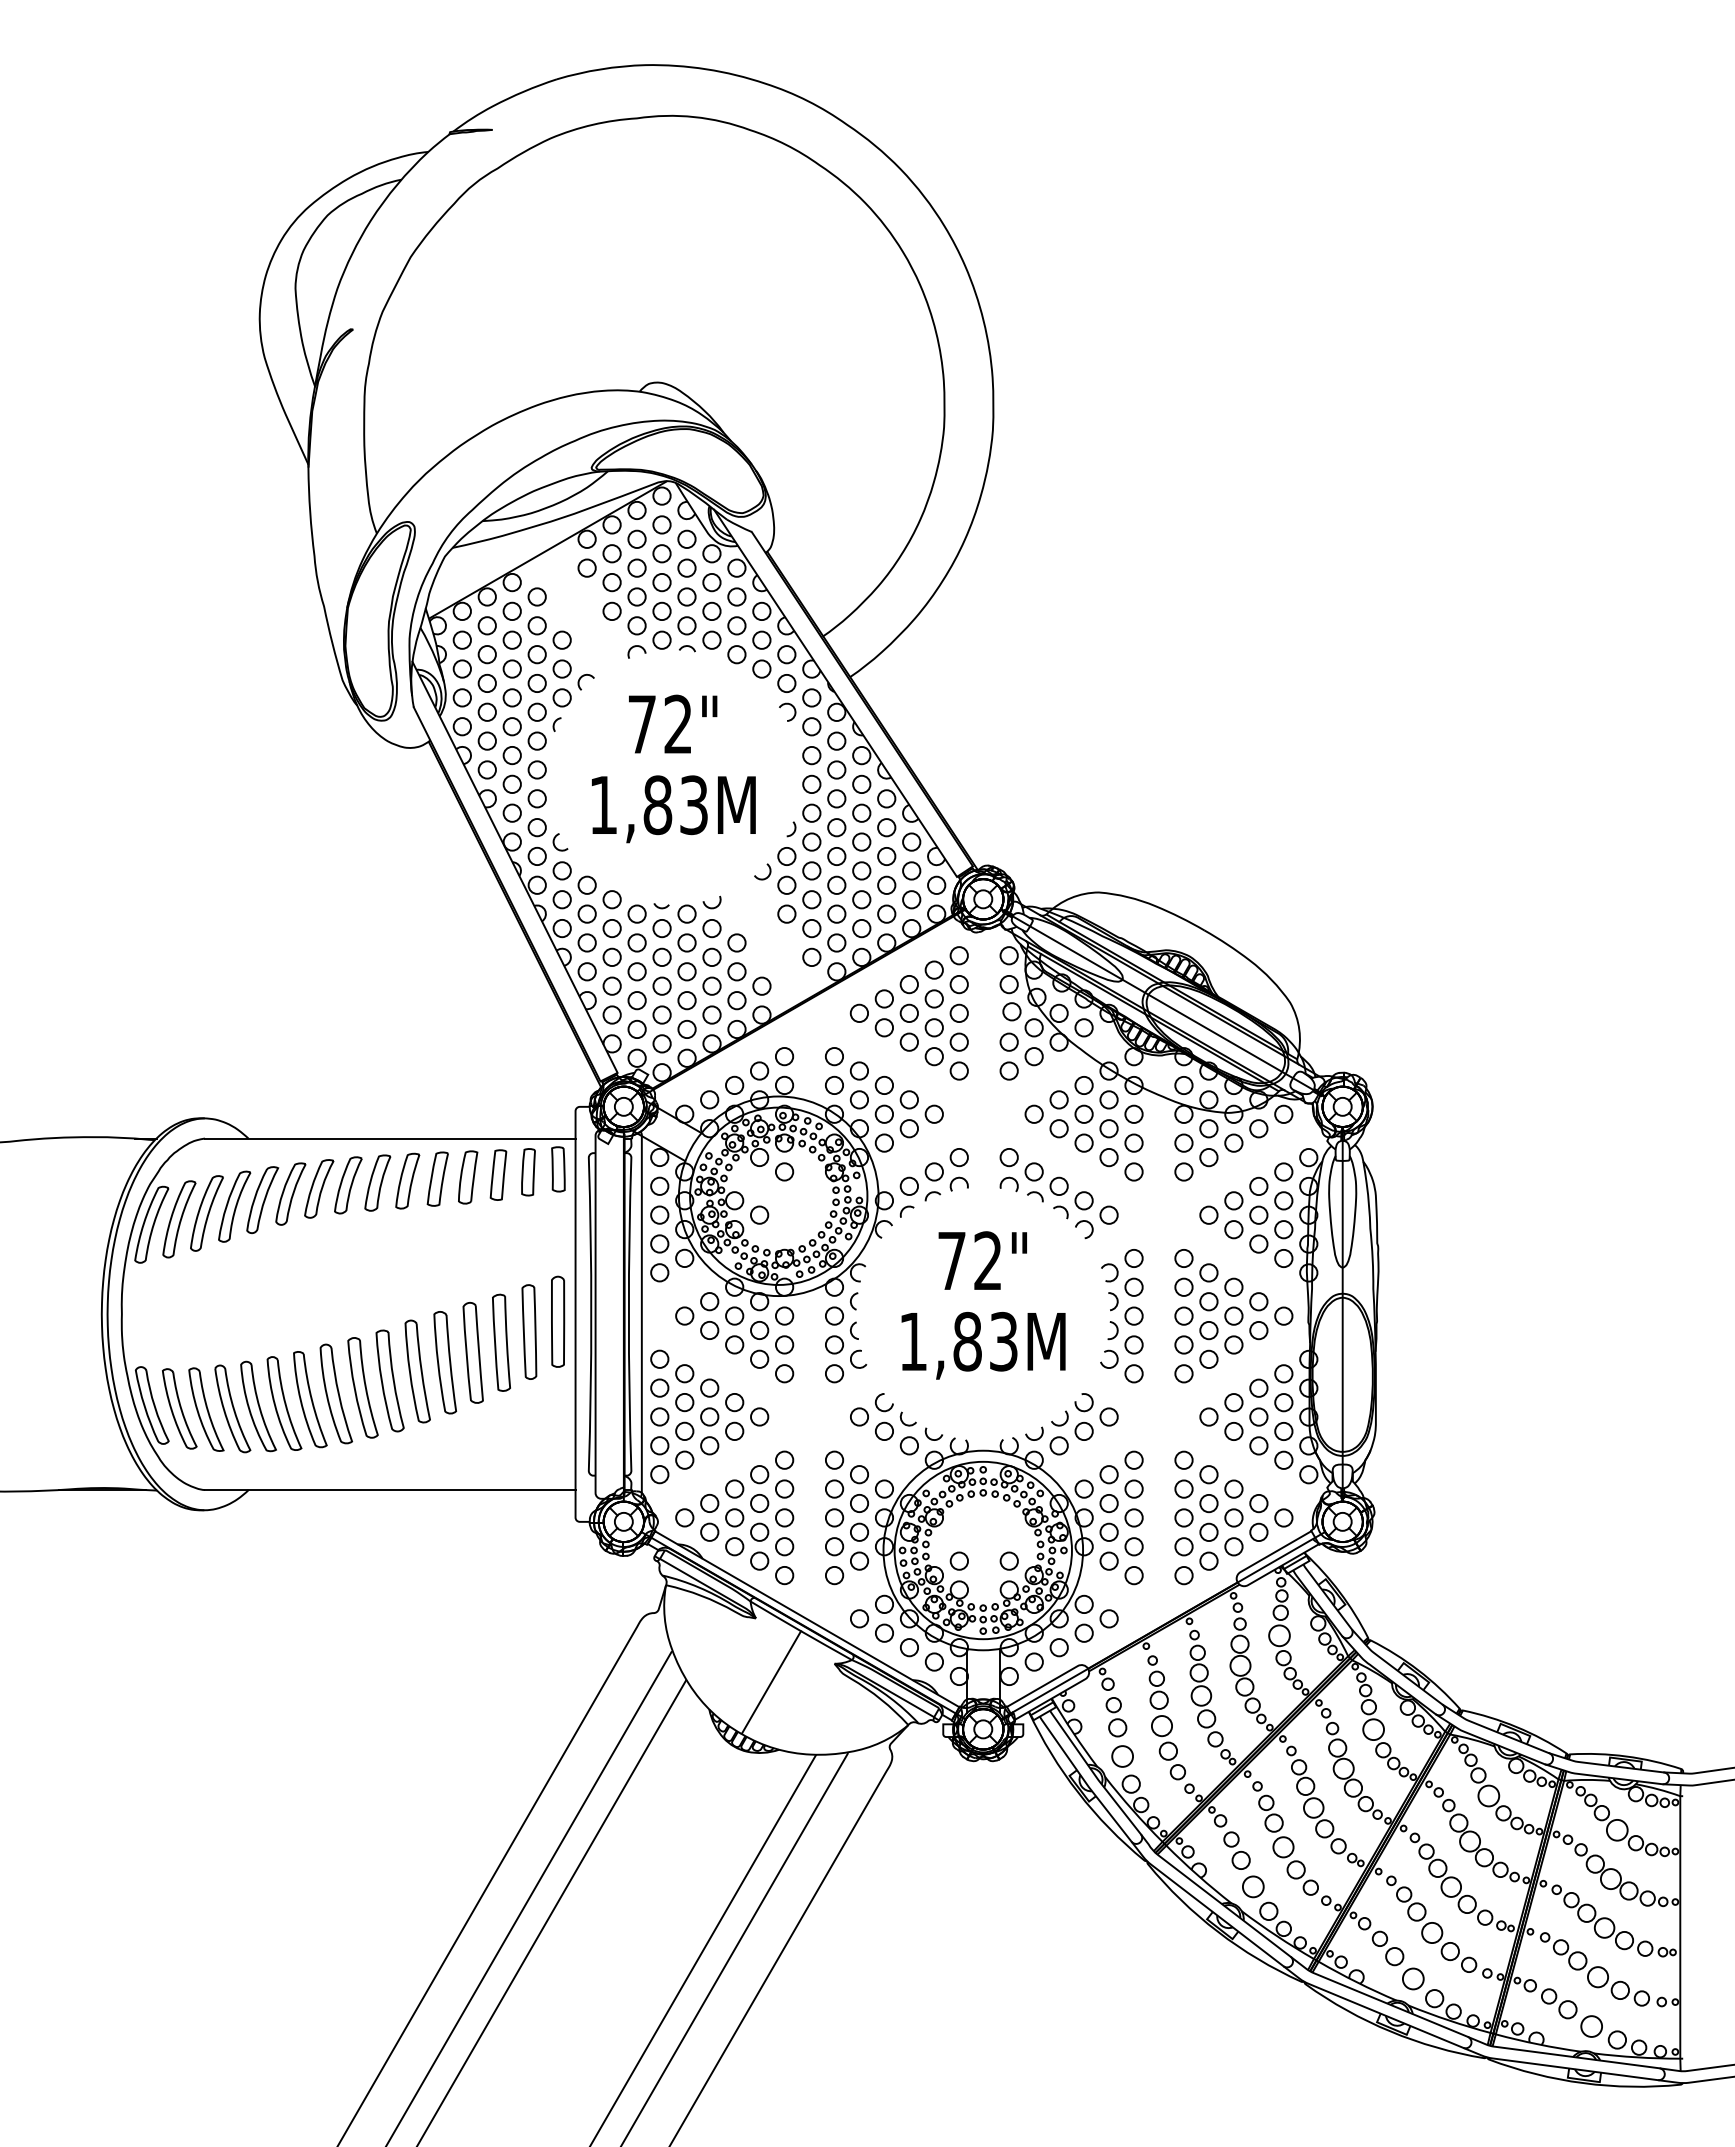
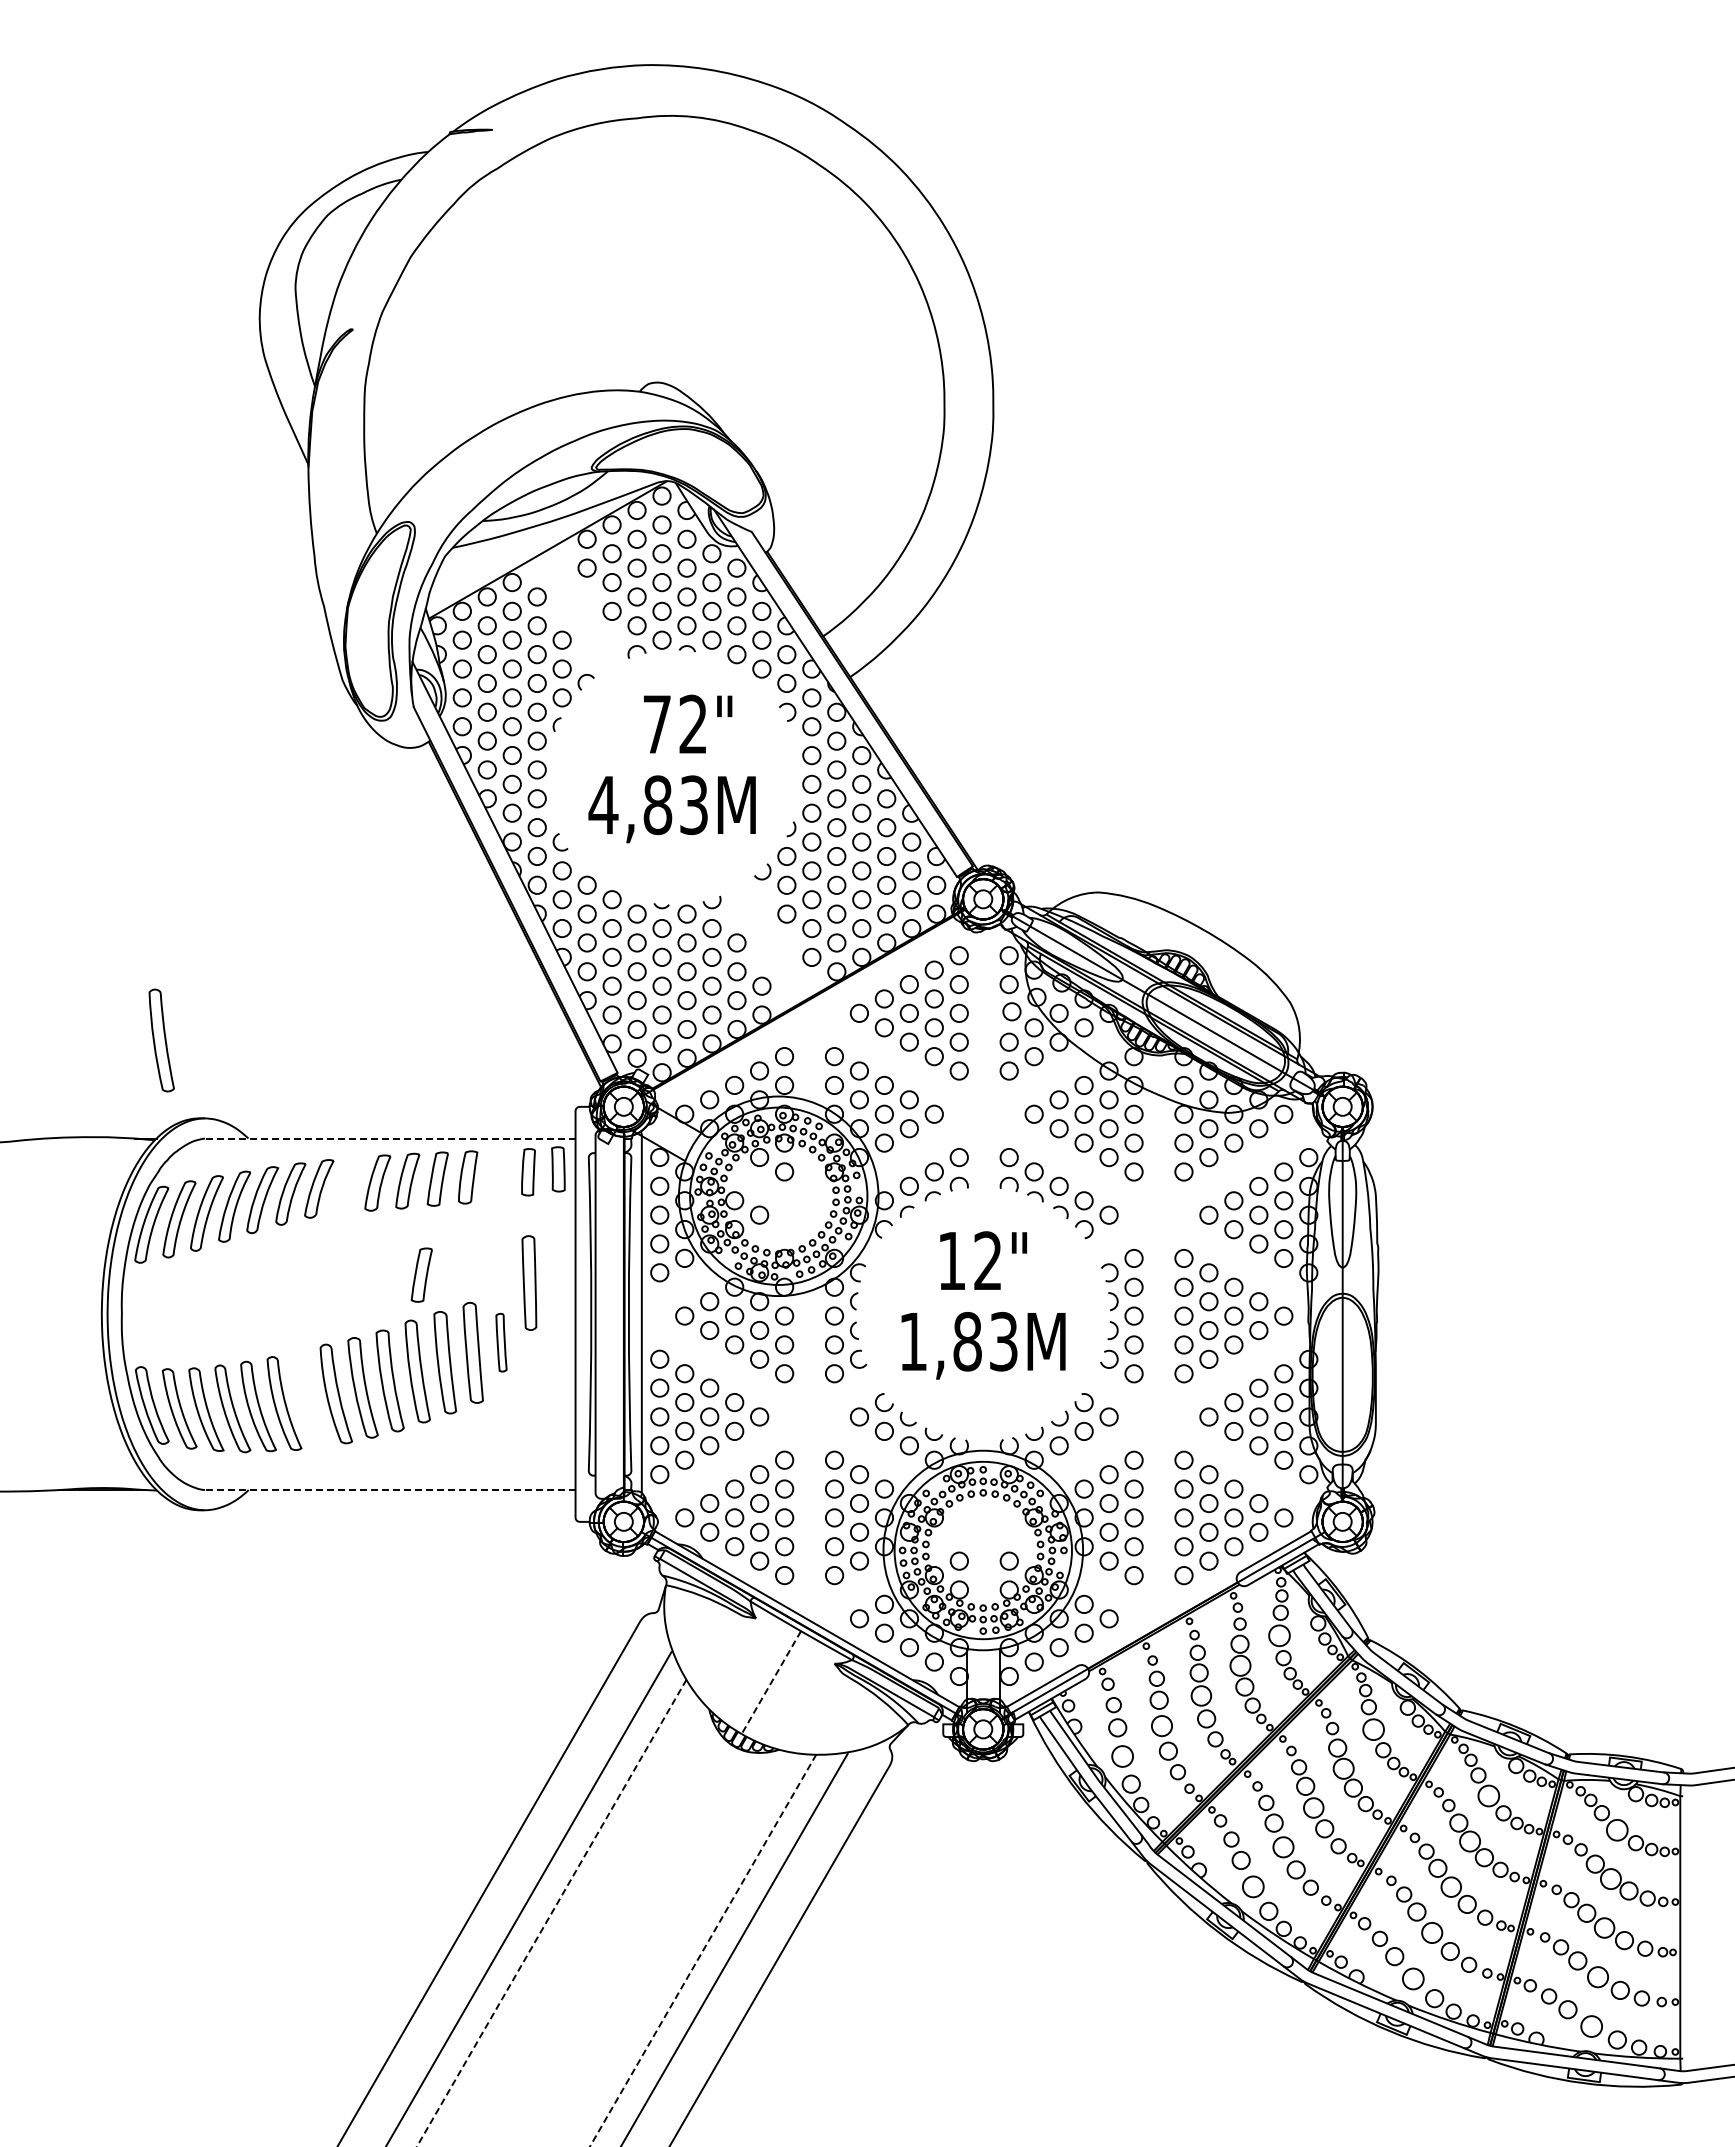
text position: (673, 723) -> (688, 723) (688, 723)
text: 1,83M -> 4,83M (603, 804)
part: none -> present (161, 1040)
line: solid -> dashed (389, 1138)
part: present -> none (498, 1174)
part: present -> none (348, 1185)
text: 72" -> 12" (951, 1260)
part: none -> present (421, 1274)
part: present -> none (558, 1321)
part position: (529, 1331) -> (529, 1282) (529, 1282)
part size: 19x99 px -> 13x61 px (501, 1342)
part: present -> none (310, 1399)
line: solid -> dashed (389, 1490)
line: solid -> dashed (771, 1682)
line: solid -> dashed (551, 1913)
line: solid -> dashed (702, 1950)
